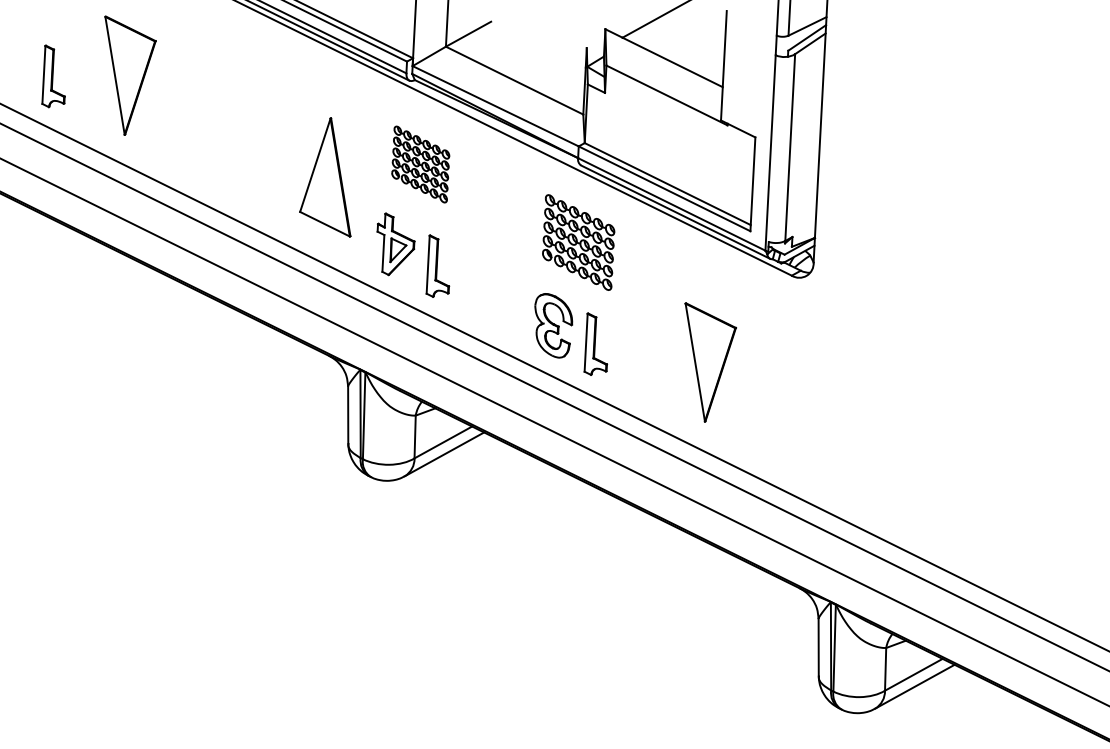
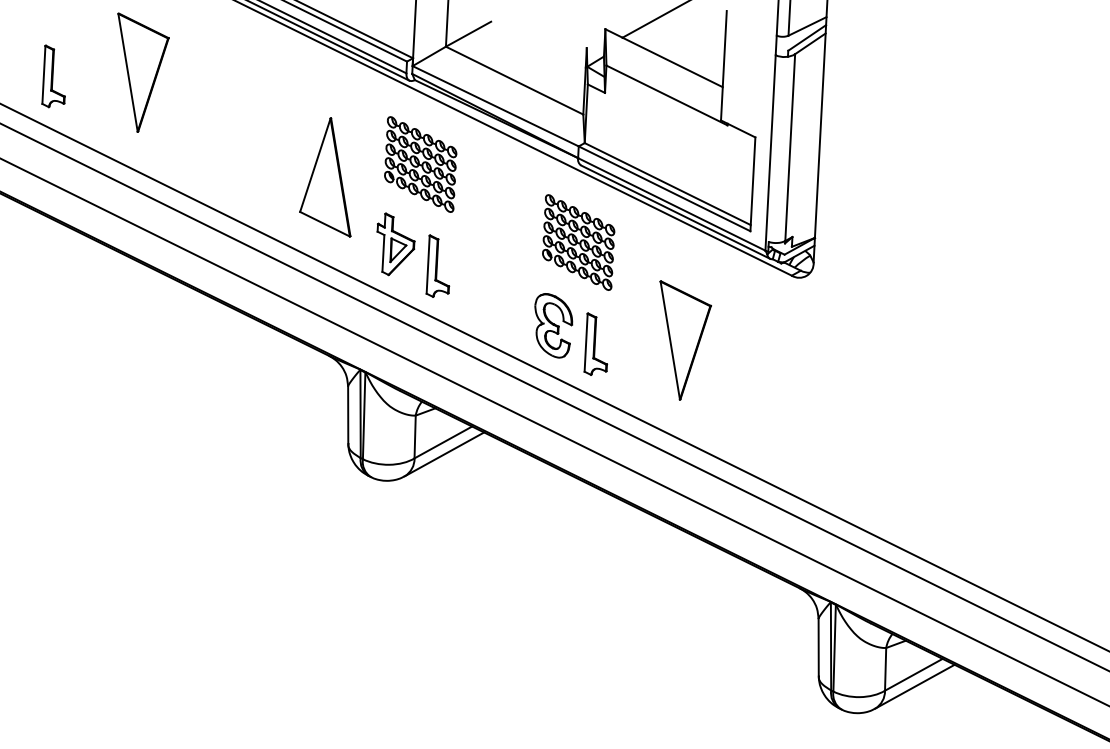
part position: (130, 75) -> (143, 72) (143, 72)
part size: 60x79 px -> 74x97 px (420, 164)
part position: (710, 362) -> (685, 340) (685, 340)
